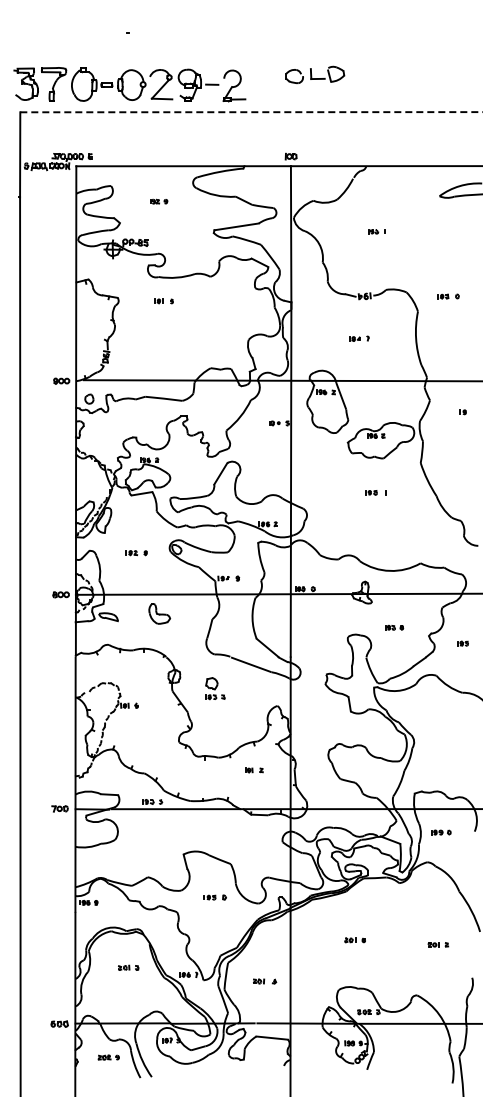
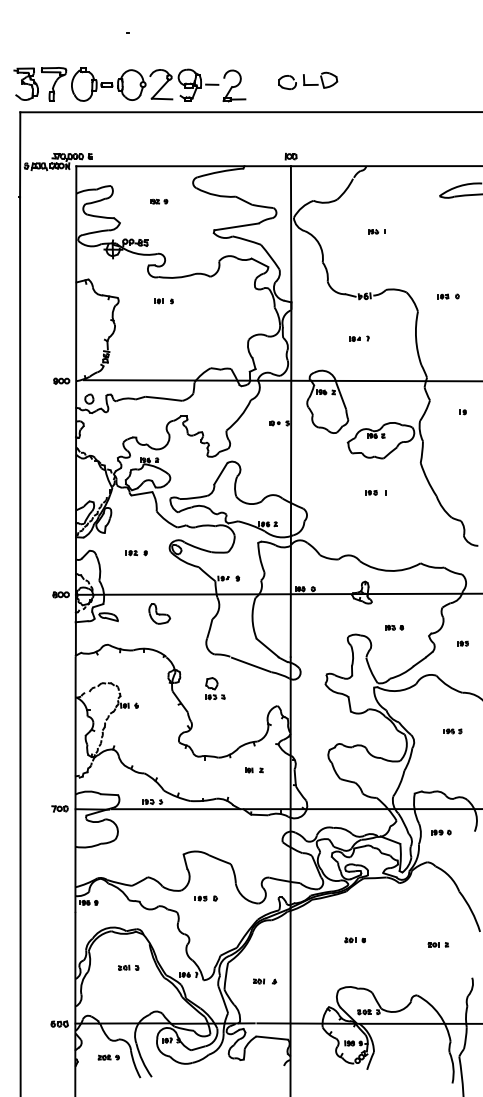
part position: (315, 74) -> (308, 80) (308, 80)
line: dashed -> solid (251, 112)
part: none -> present (452, 731)
part position: (214, 897) -> (205, 898) (205, 898)
